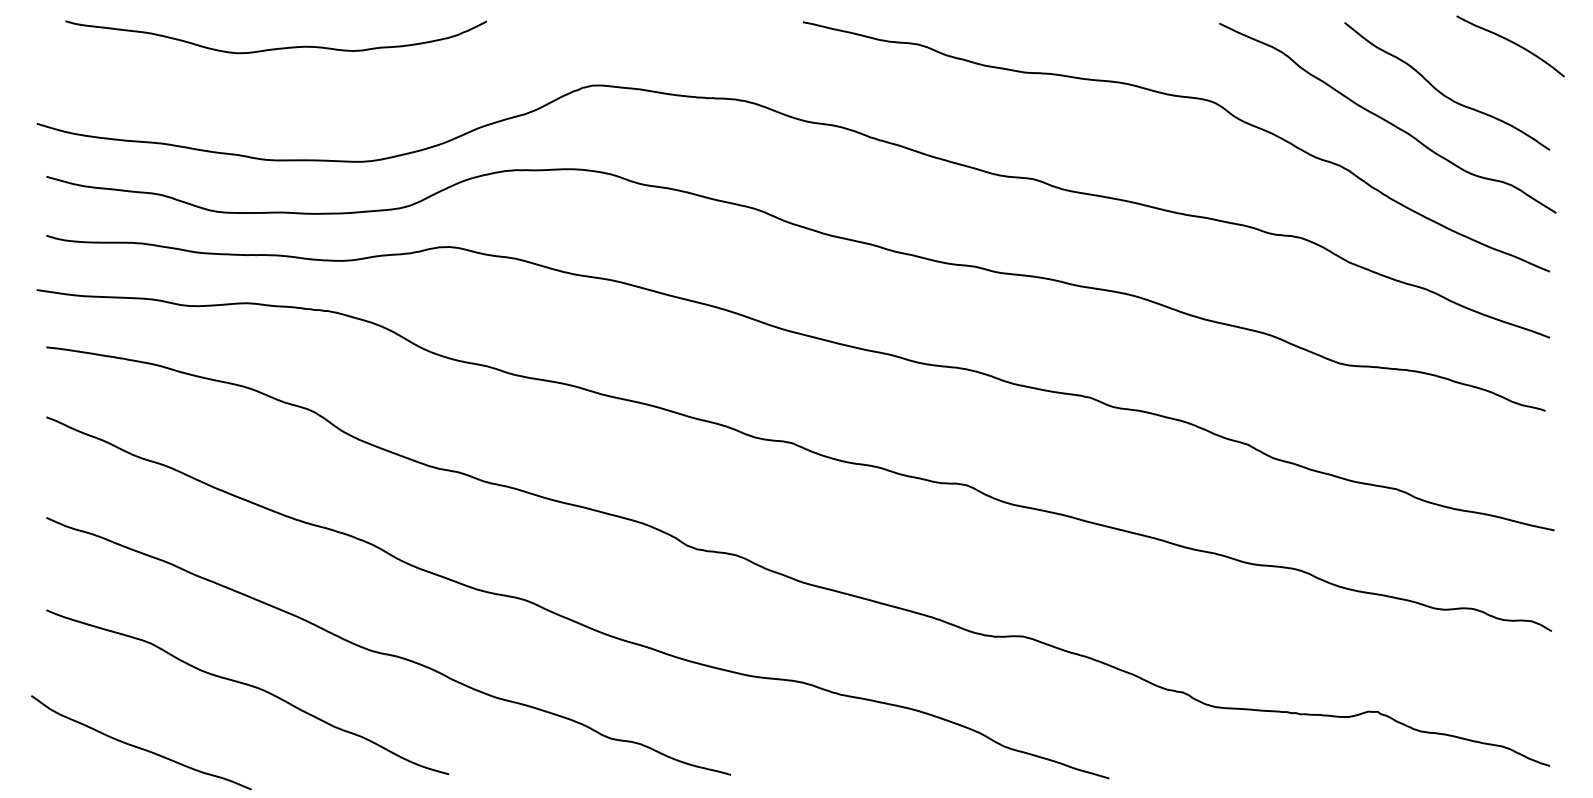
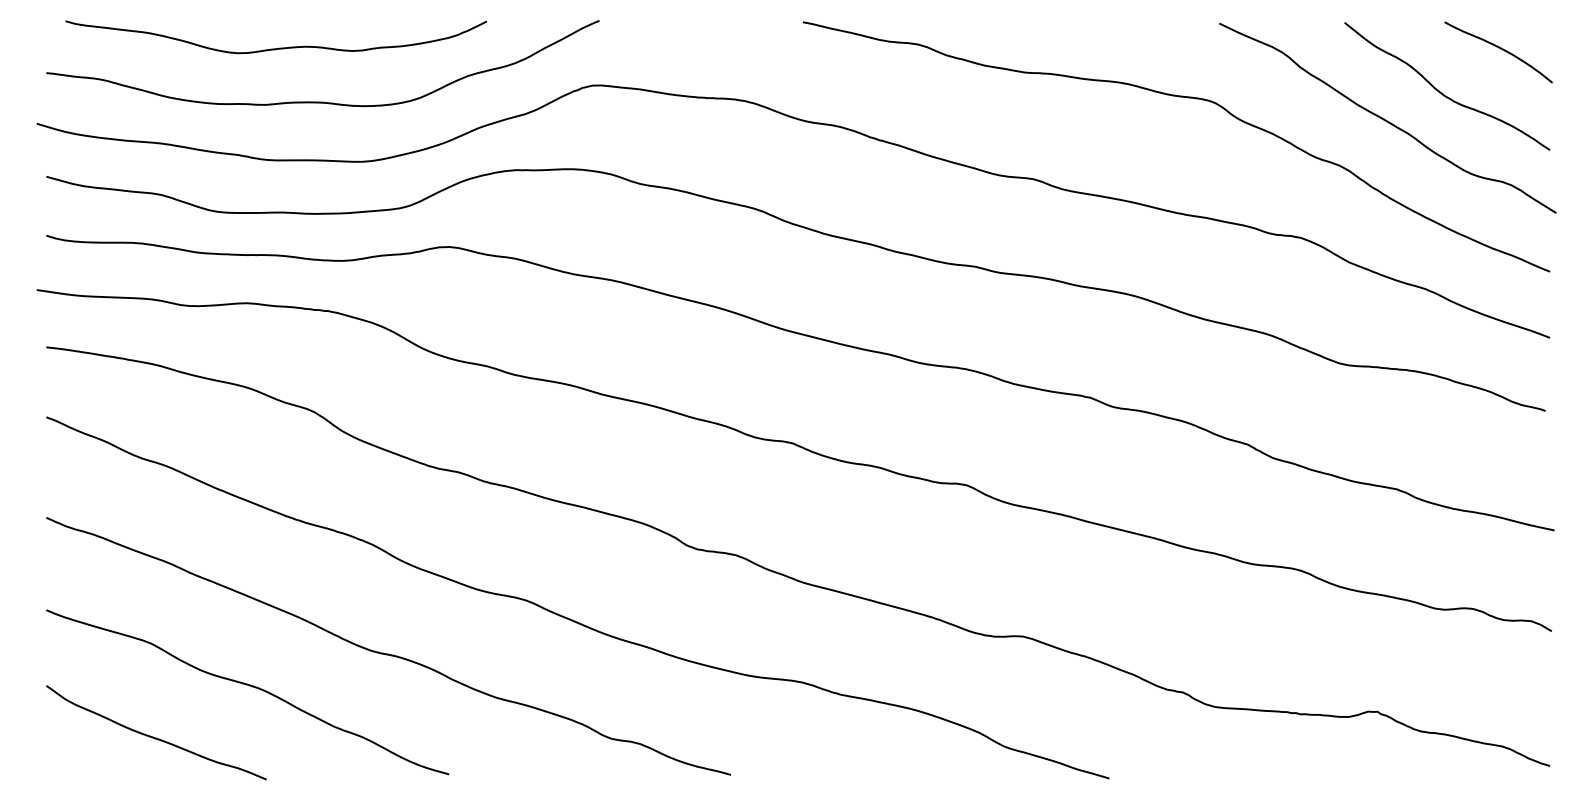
curve position: (1512, 43) -> (1500, 49) (1500, 49)
curve: none -> present (322, 101)
curve position: (138, 746) -> (153, 736) (153, 736)
